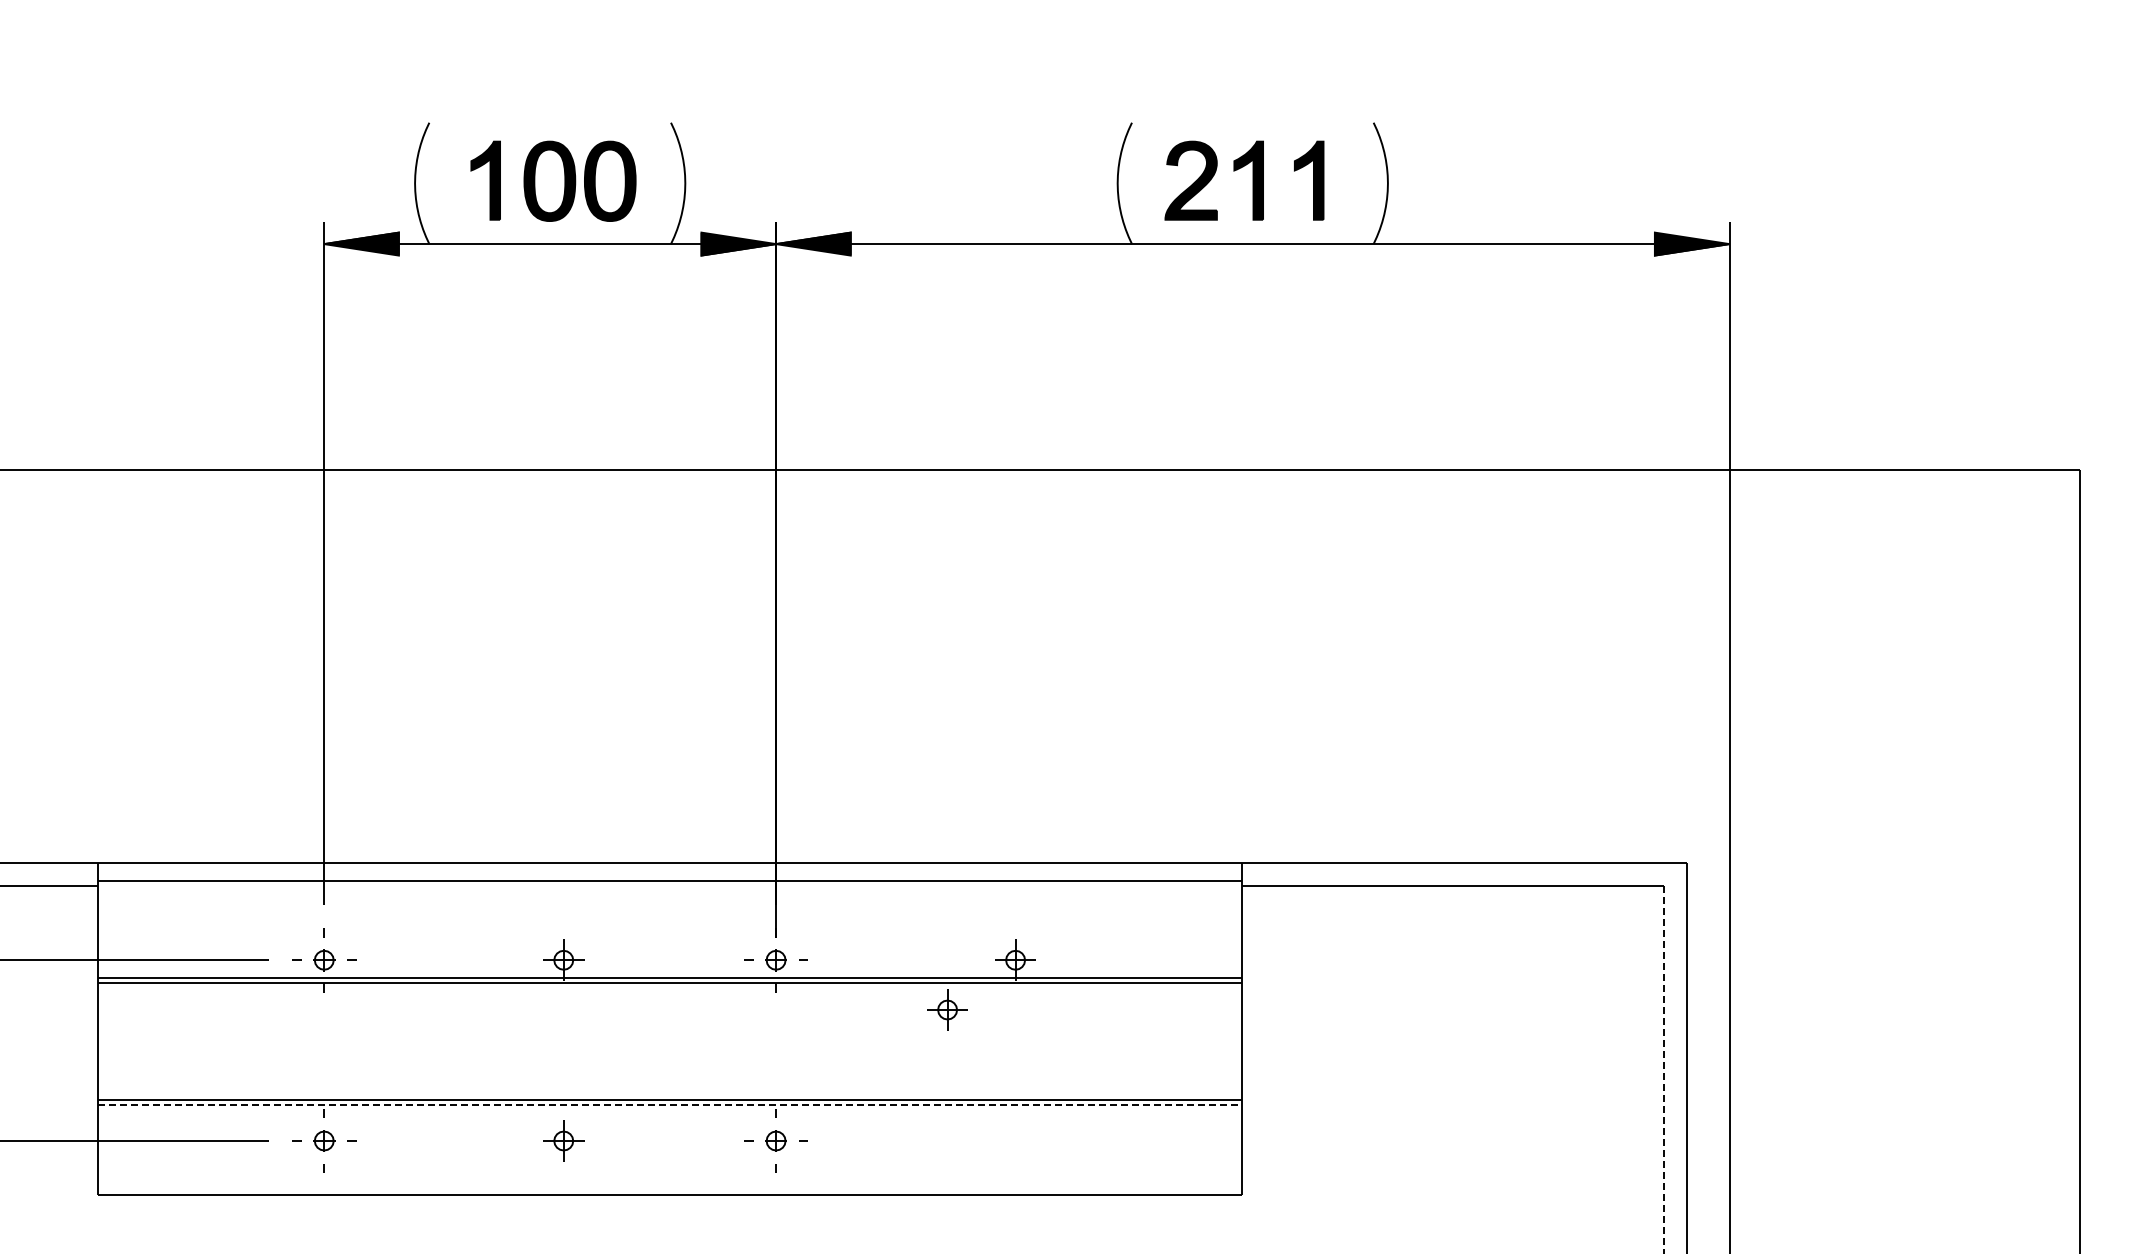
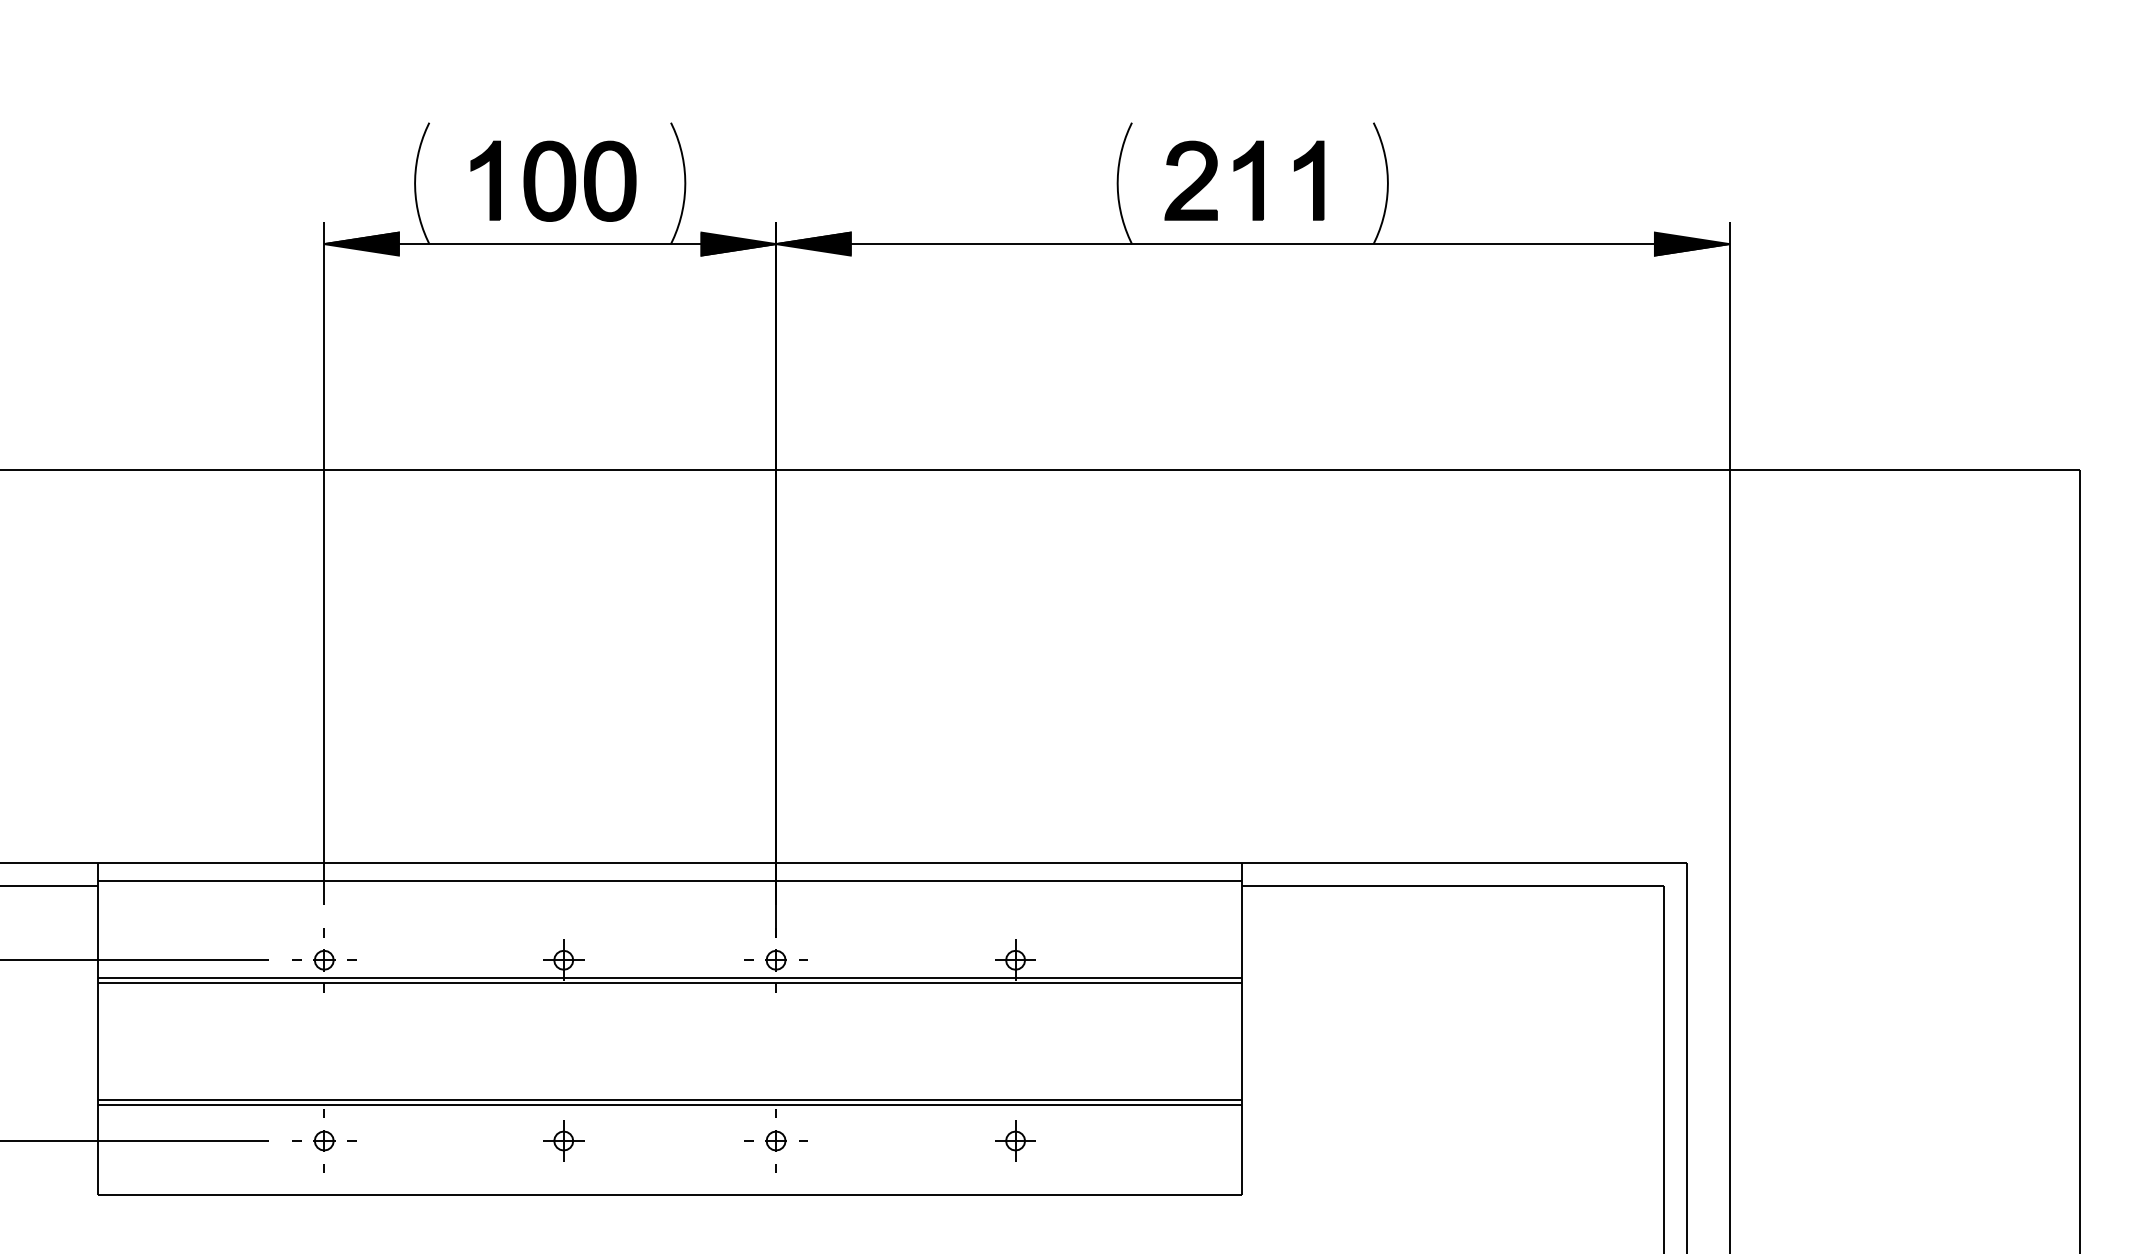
part position: (947, 1009) -> (1015, 1140) (1015, 1140)
line: dashed -> solid (1664, 1069)
line: dashed -> solid (669, 1104)
